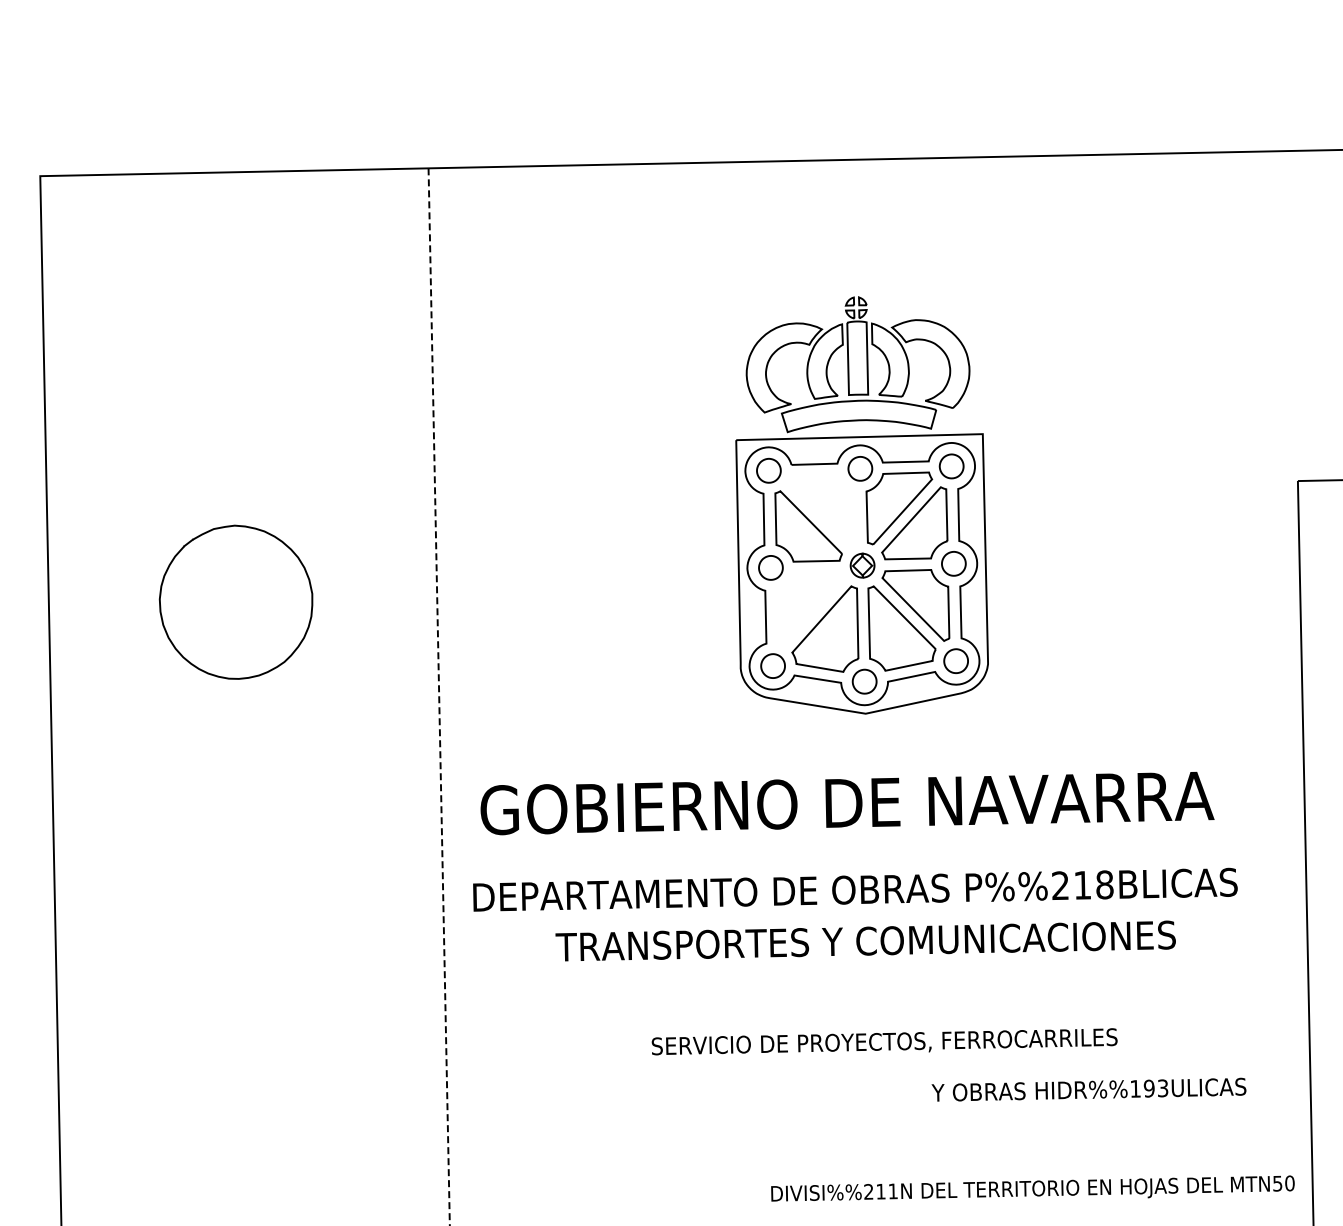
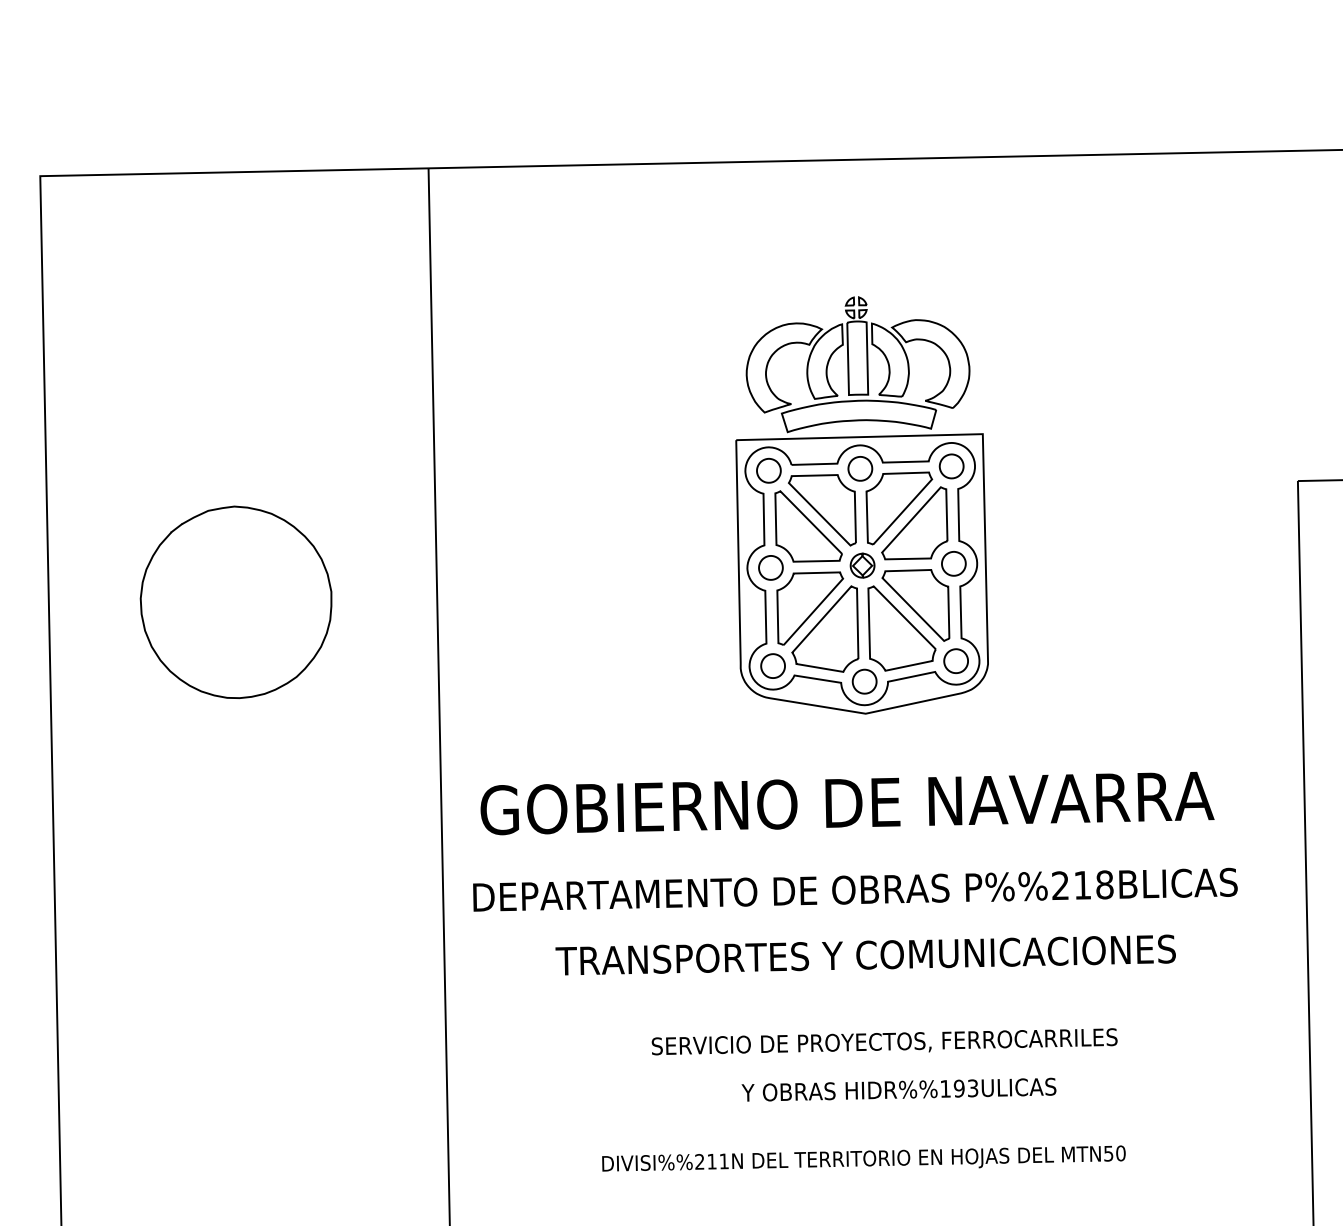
part: none -> present (822, 510)
part size: 156x156 px -> 194x194 px (235, 601)
part: none -> present (810, 608)
line: dashed -> solid (439, 697)
text position: (865, 940) -> (865, 954) (865, 954)
text position: (1088, 1089) -> (898, 1089) (898, 1089)
text position: (1032, 1188) -> (863, 1158) (863, 1158)
